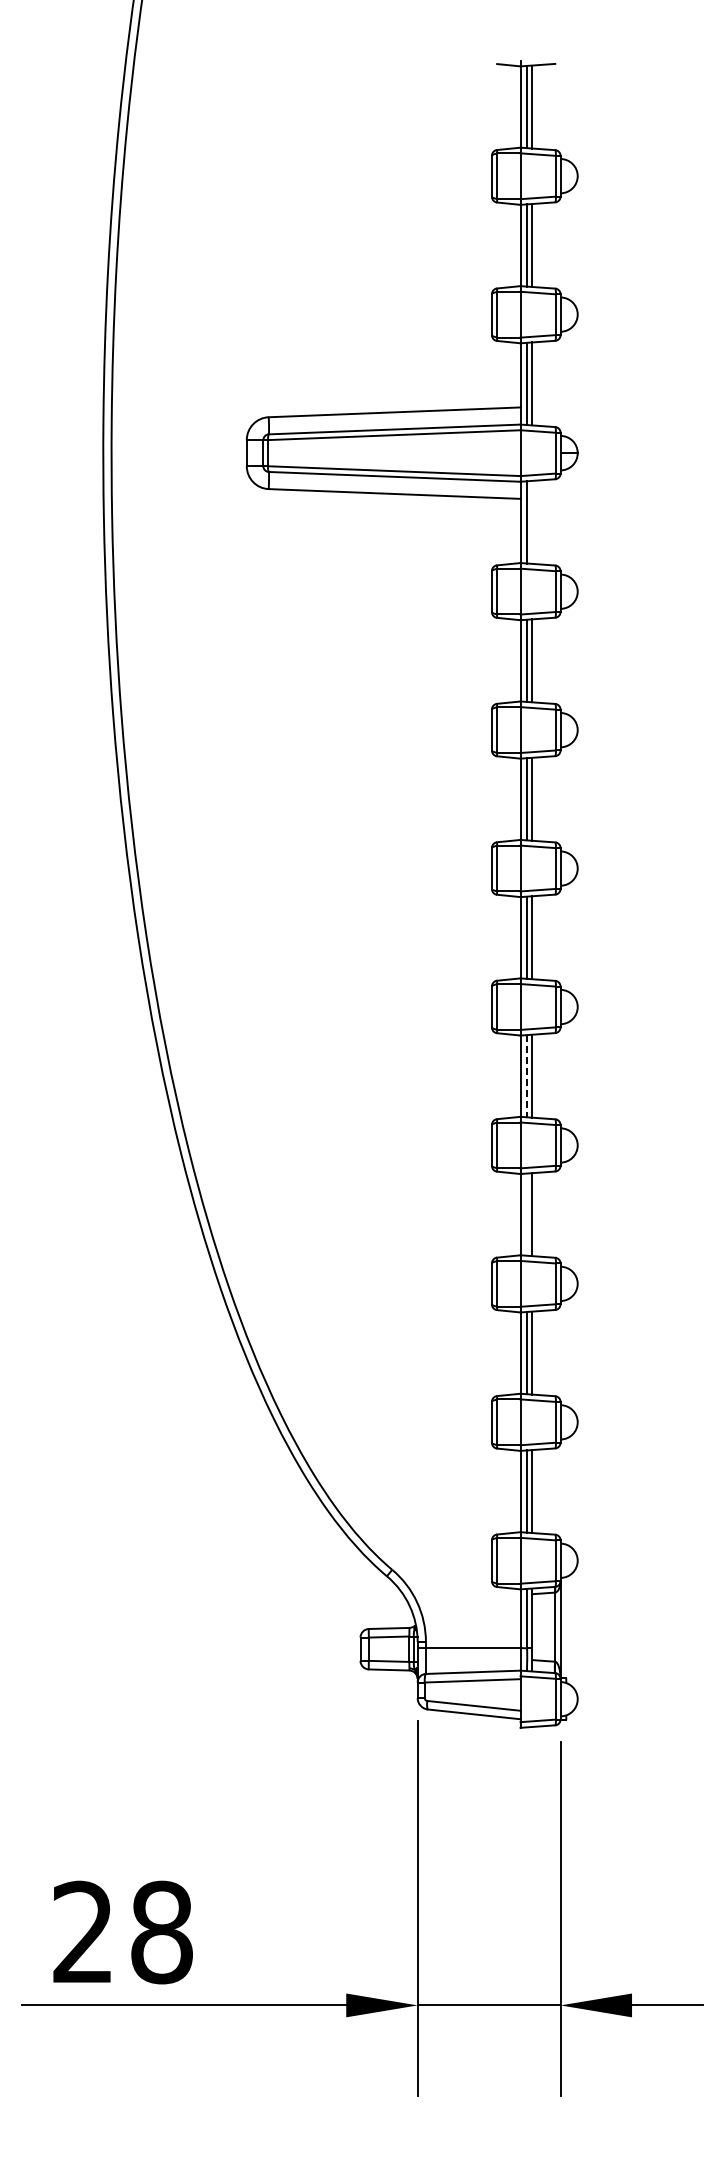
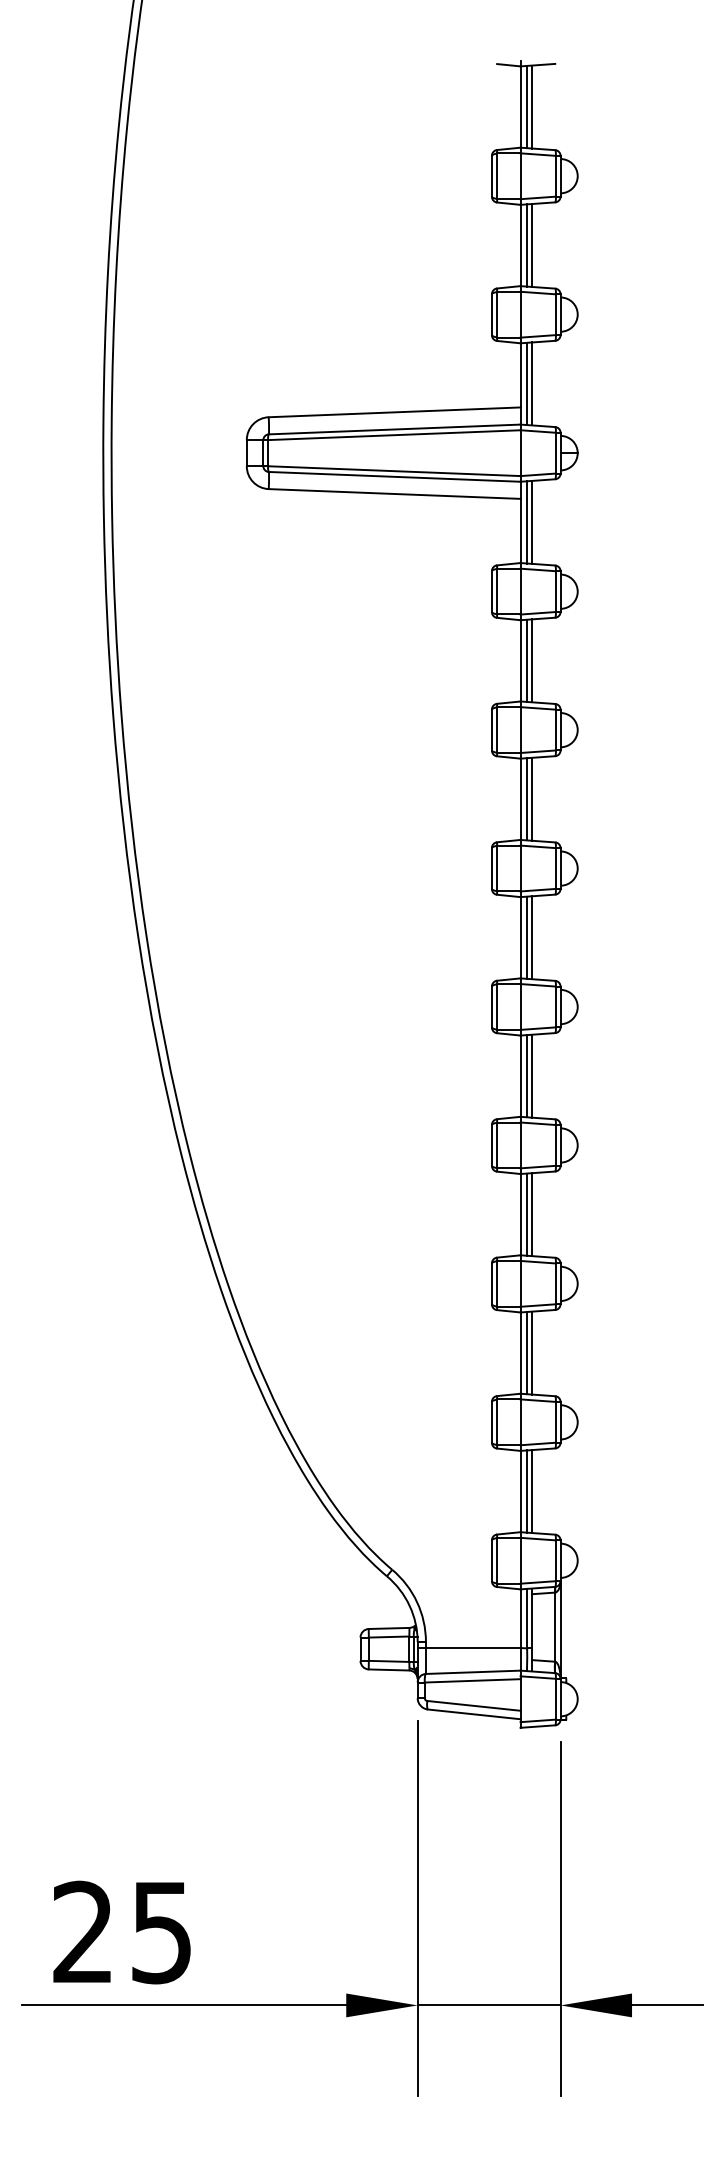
line: none -> present (531, 521)
line: dashed -> solid (527, 1076)
line: none -> present (527, 1214)
text: 28 -> 25 (161, 1932)
